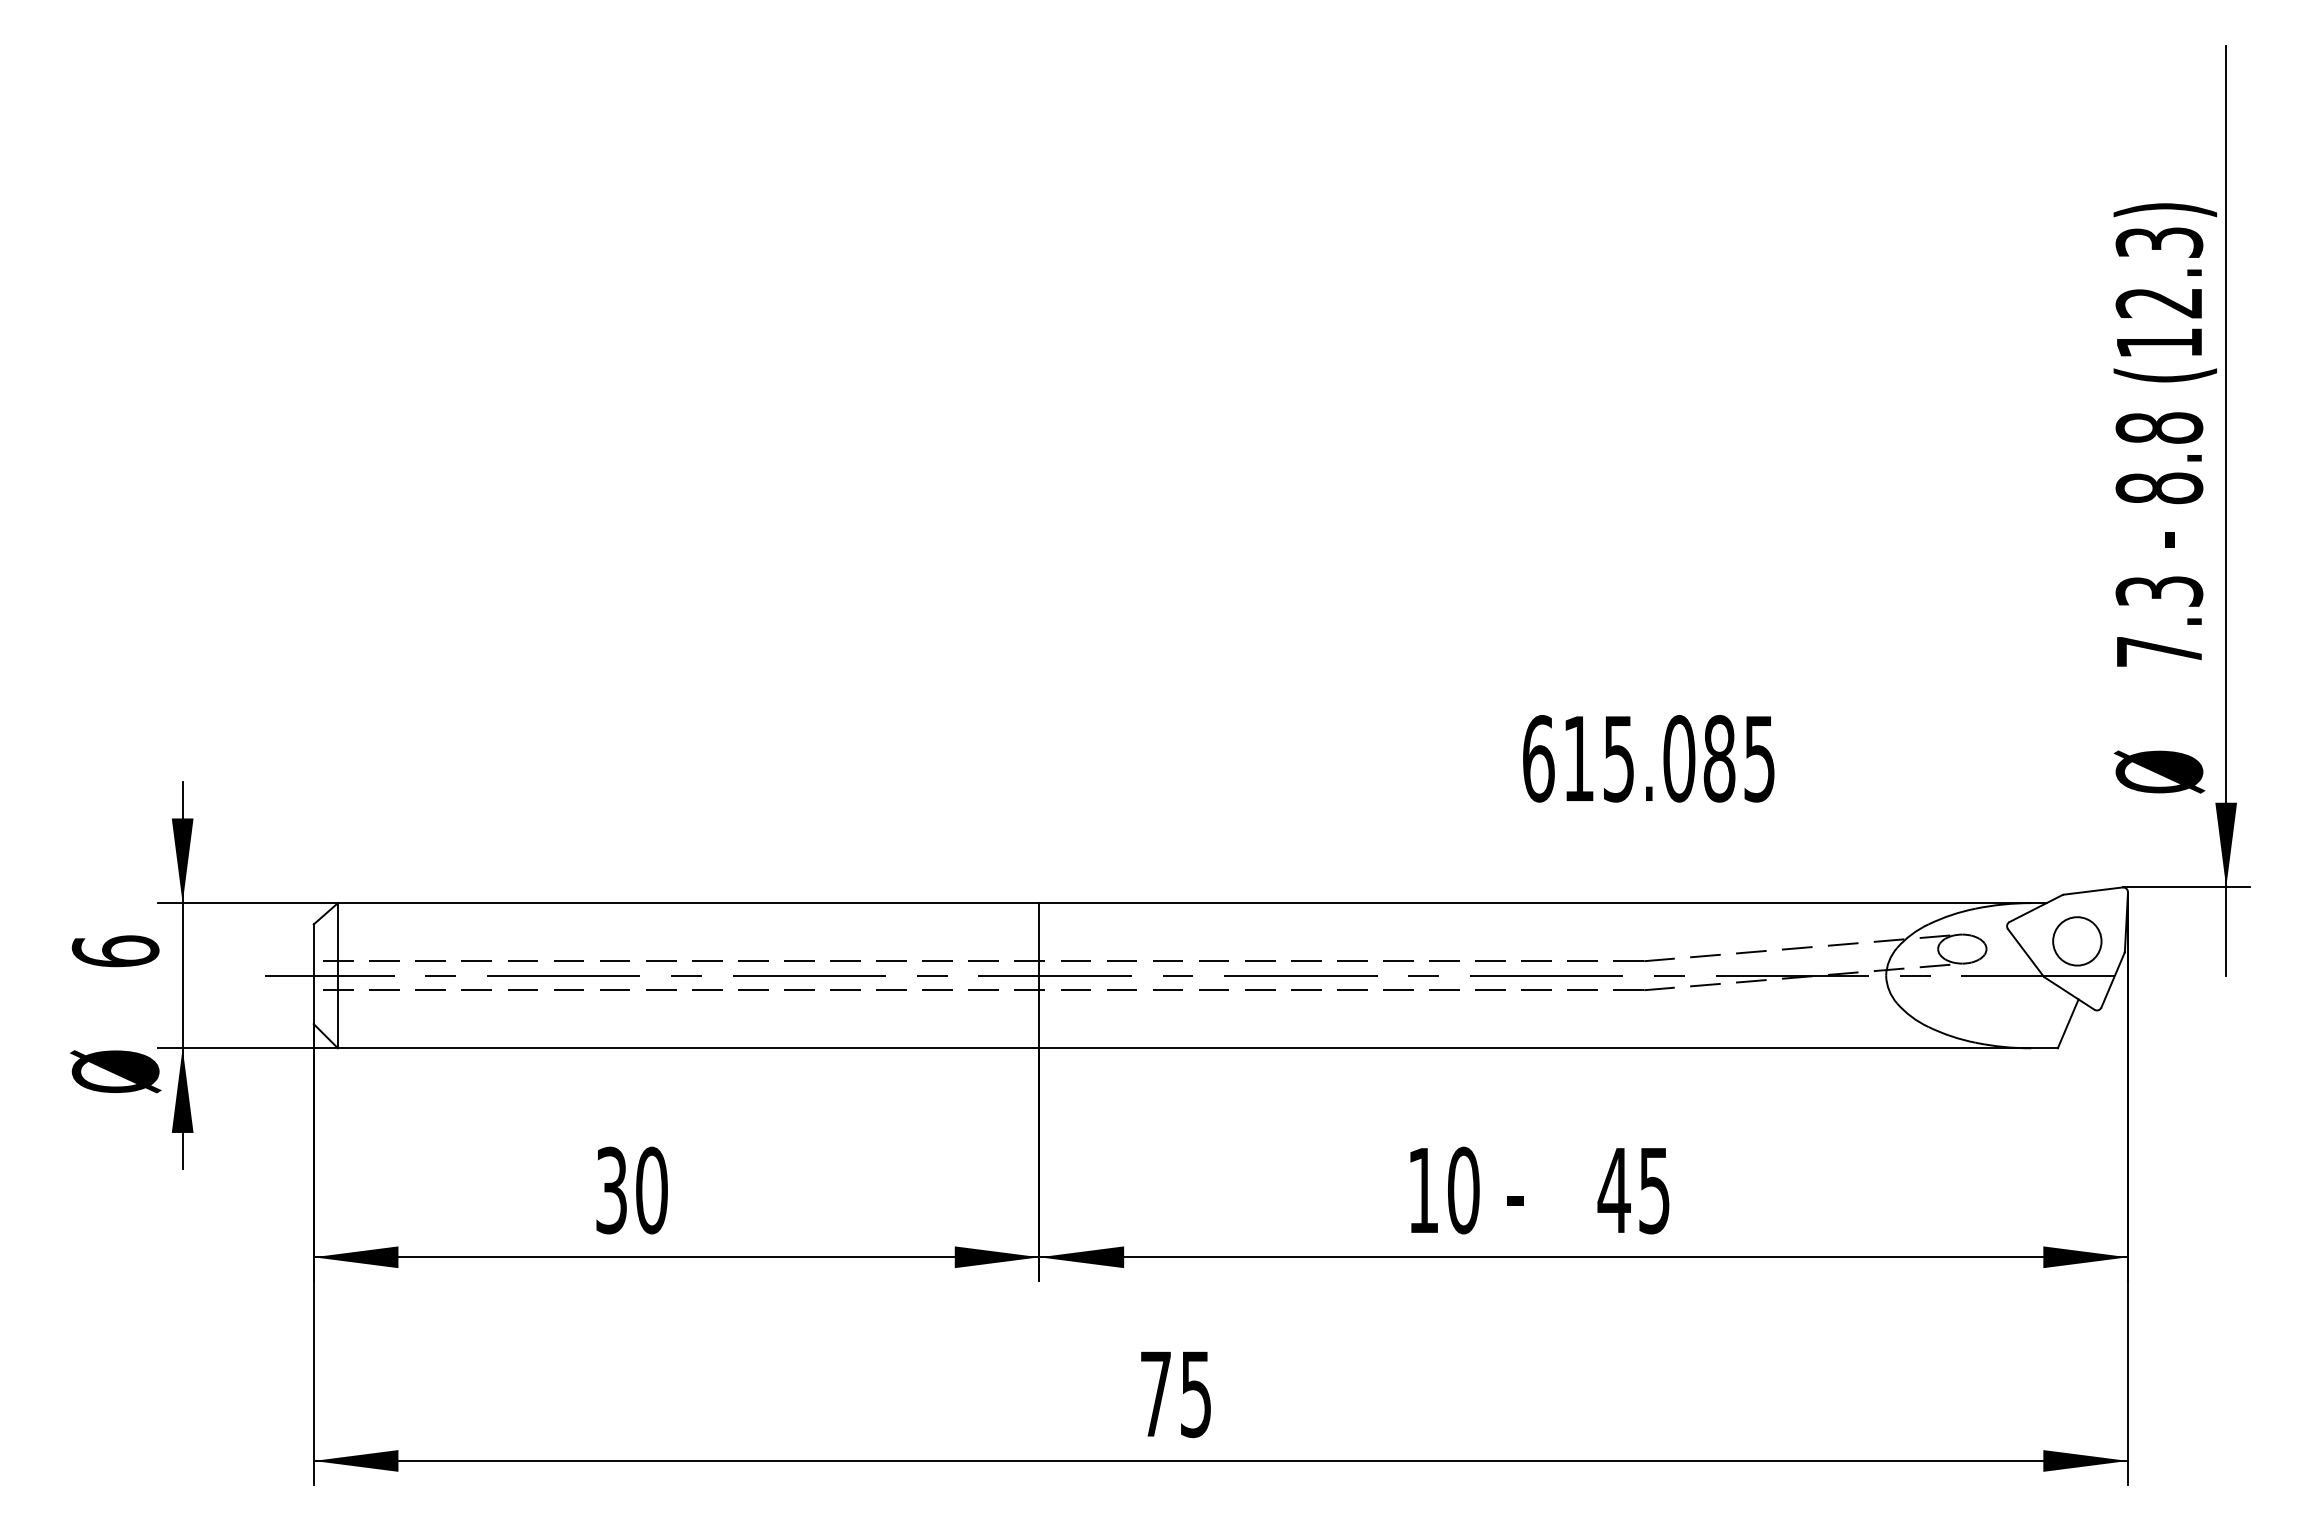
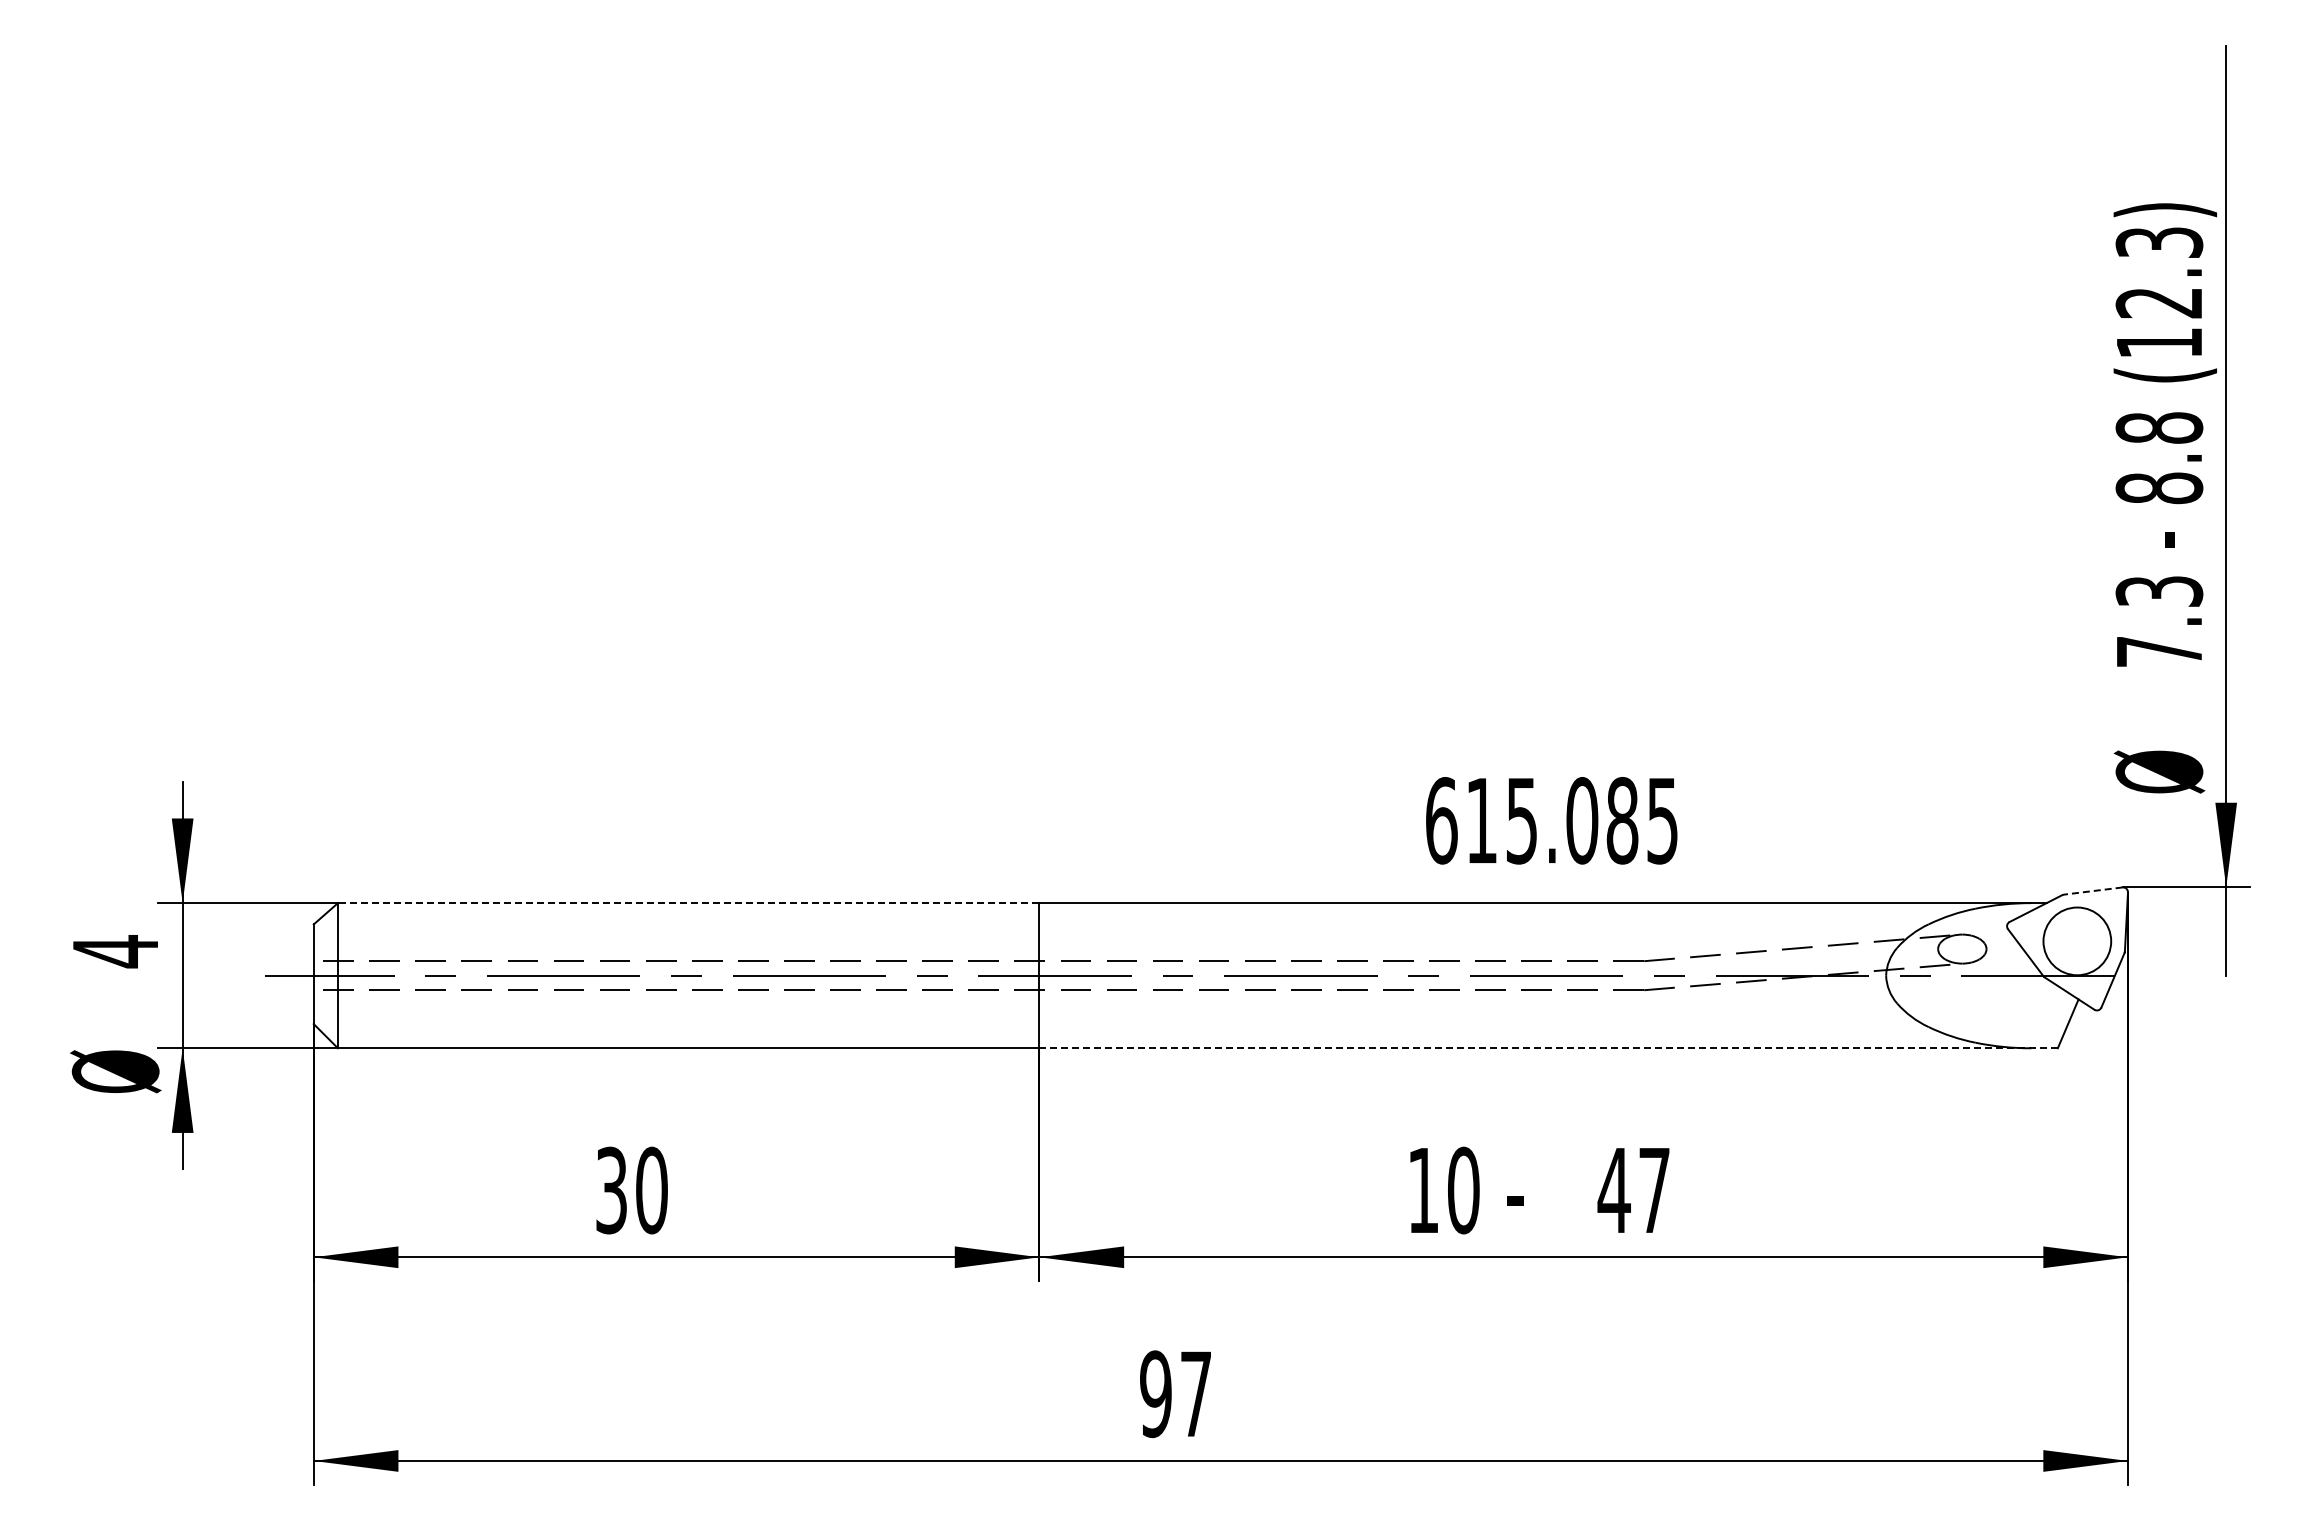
text position: (1648, 758) -> (1551, 820) (1551, 820)
line: solid -> dashed (2093, 891)
line: solid -> dashed (688, 903)
circle diameter: 48 px -> 68 px (2077, 941)
text: 6 -> 4 (115, 951)
line: solid -> dashed (1548, 1048)
text: 45 -> 47 (1654, 1191)
text: 75 -> 97 (1175, 1394)
